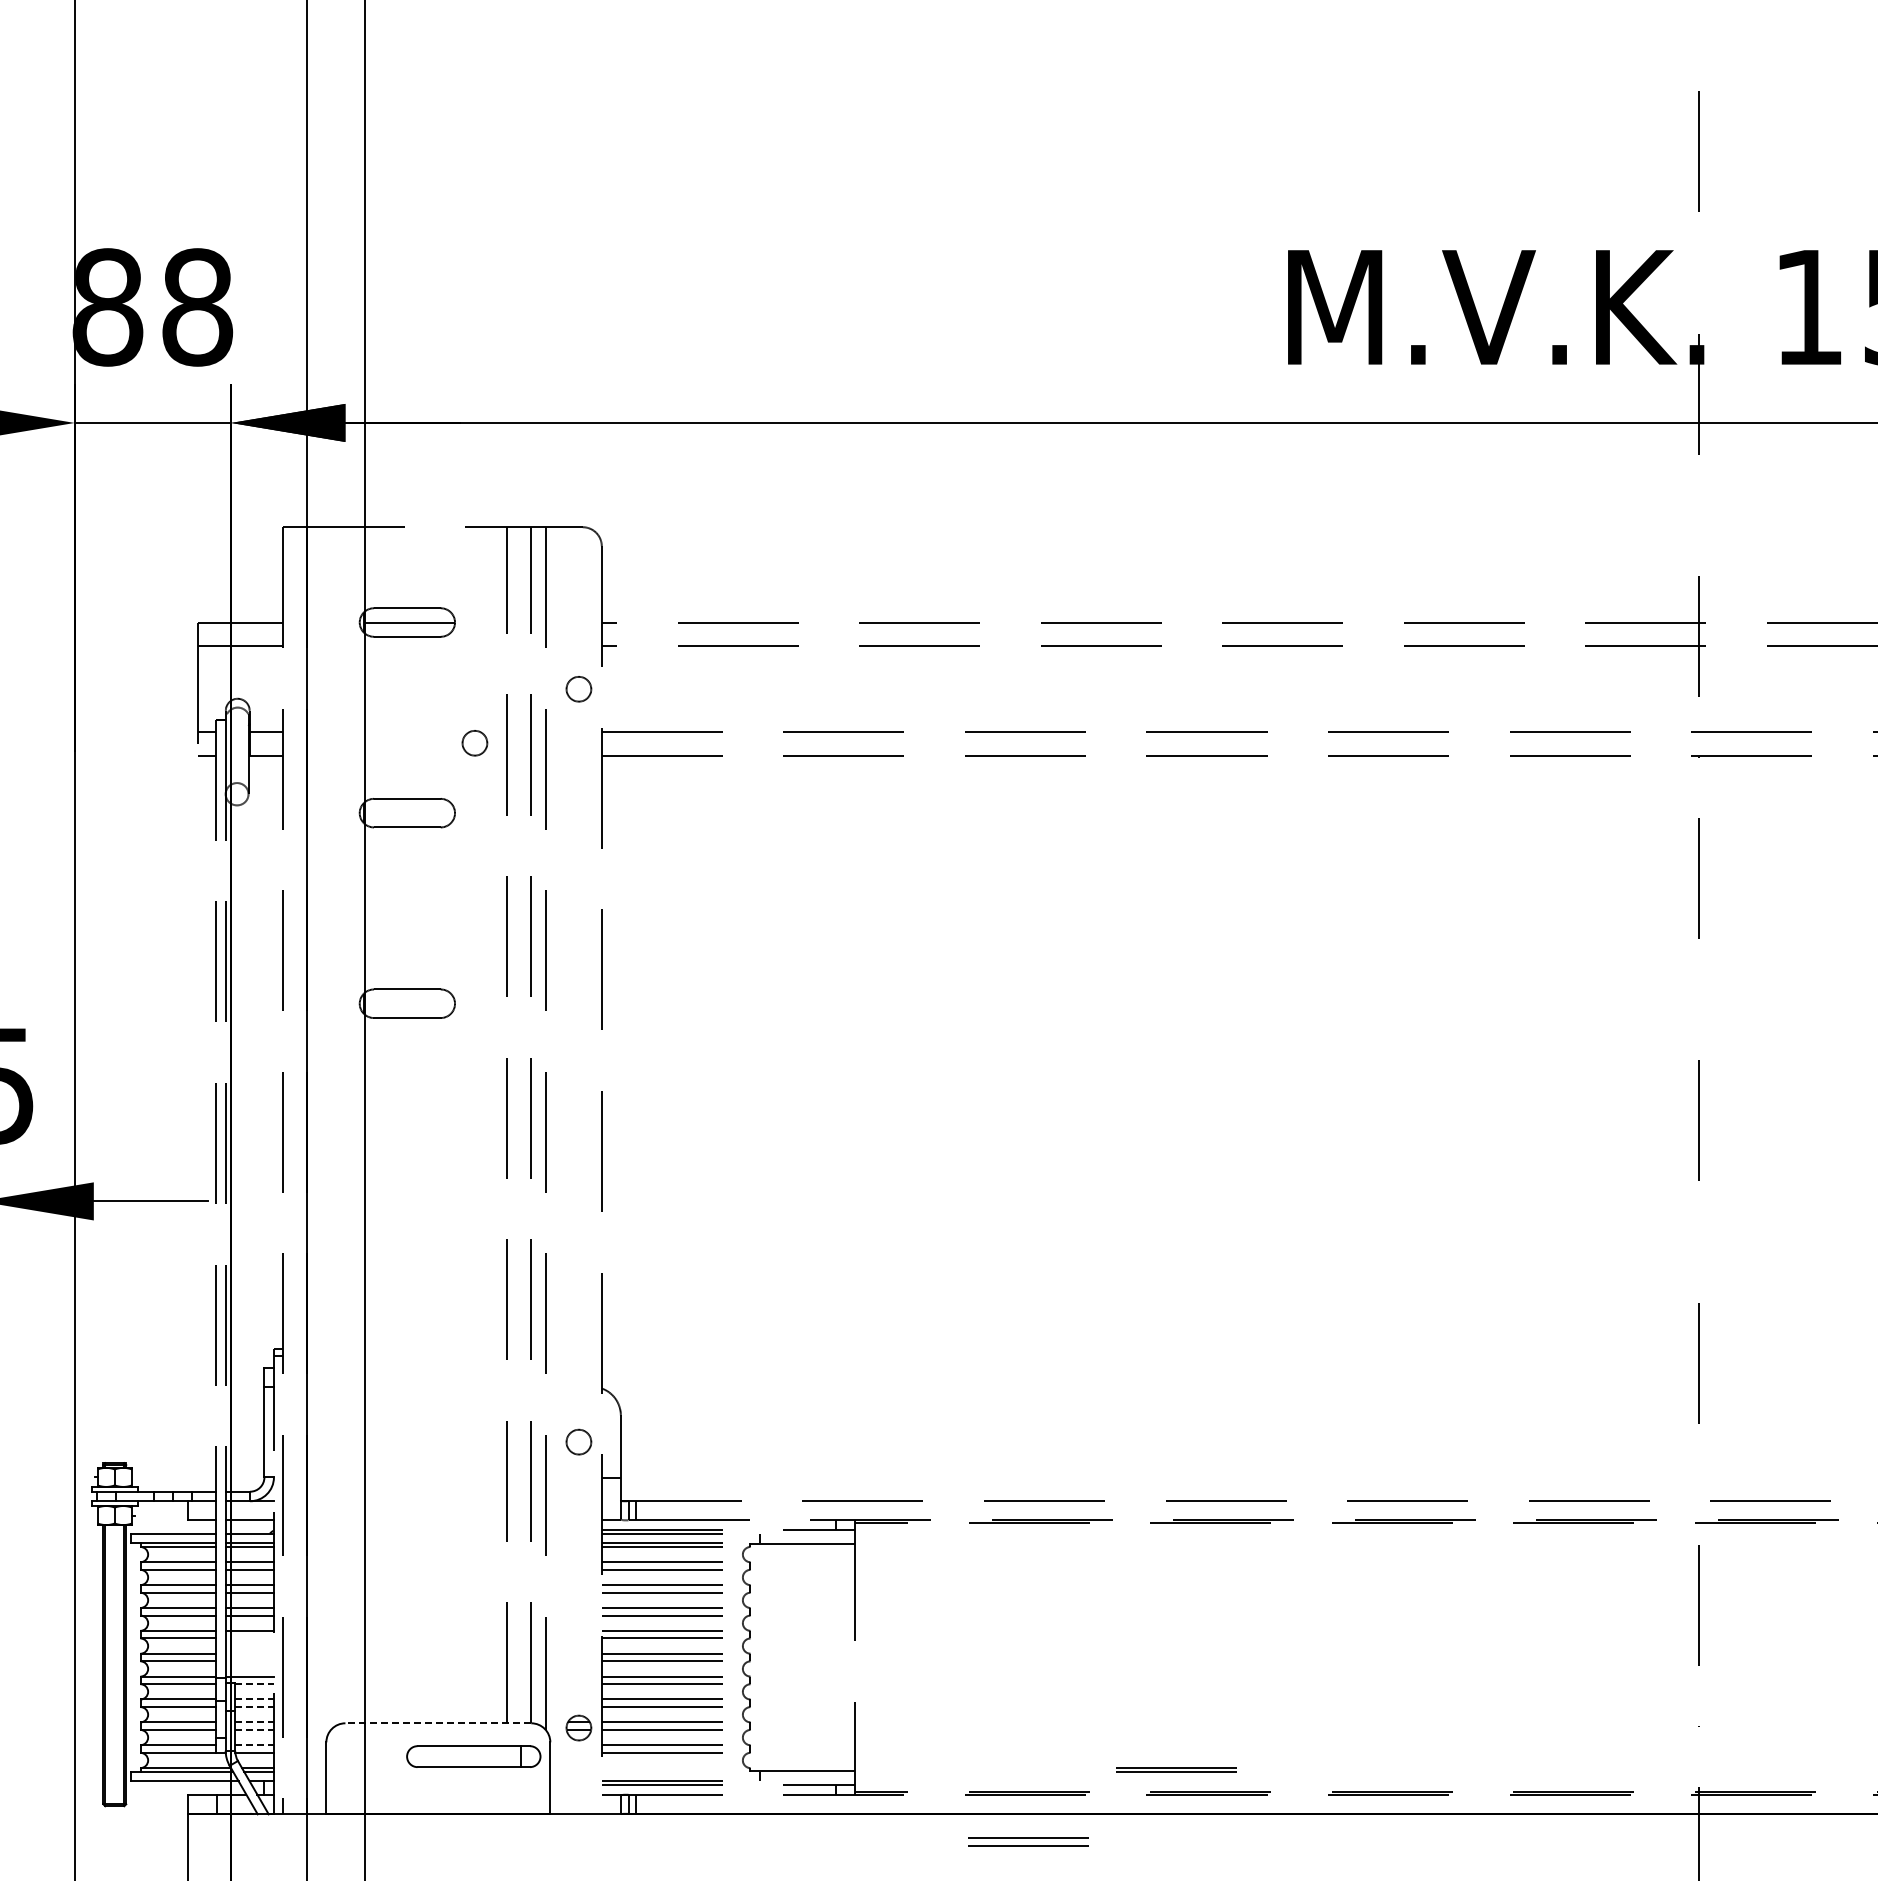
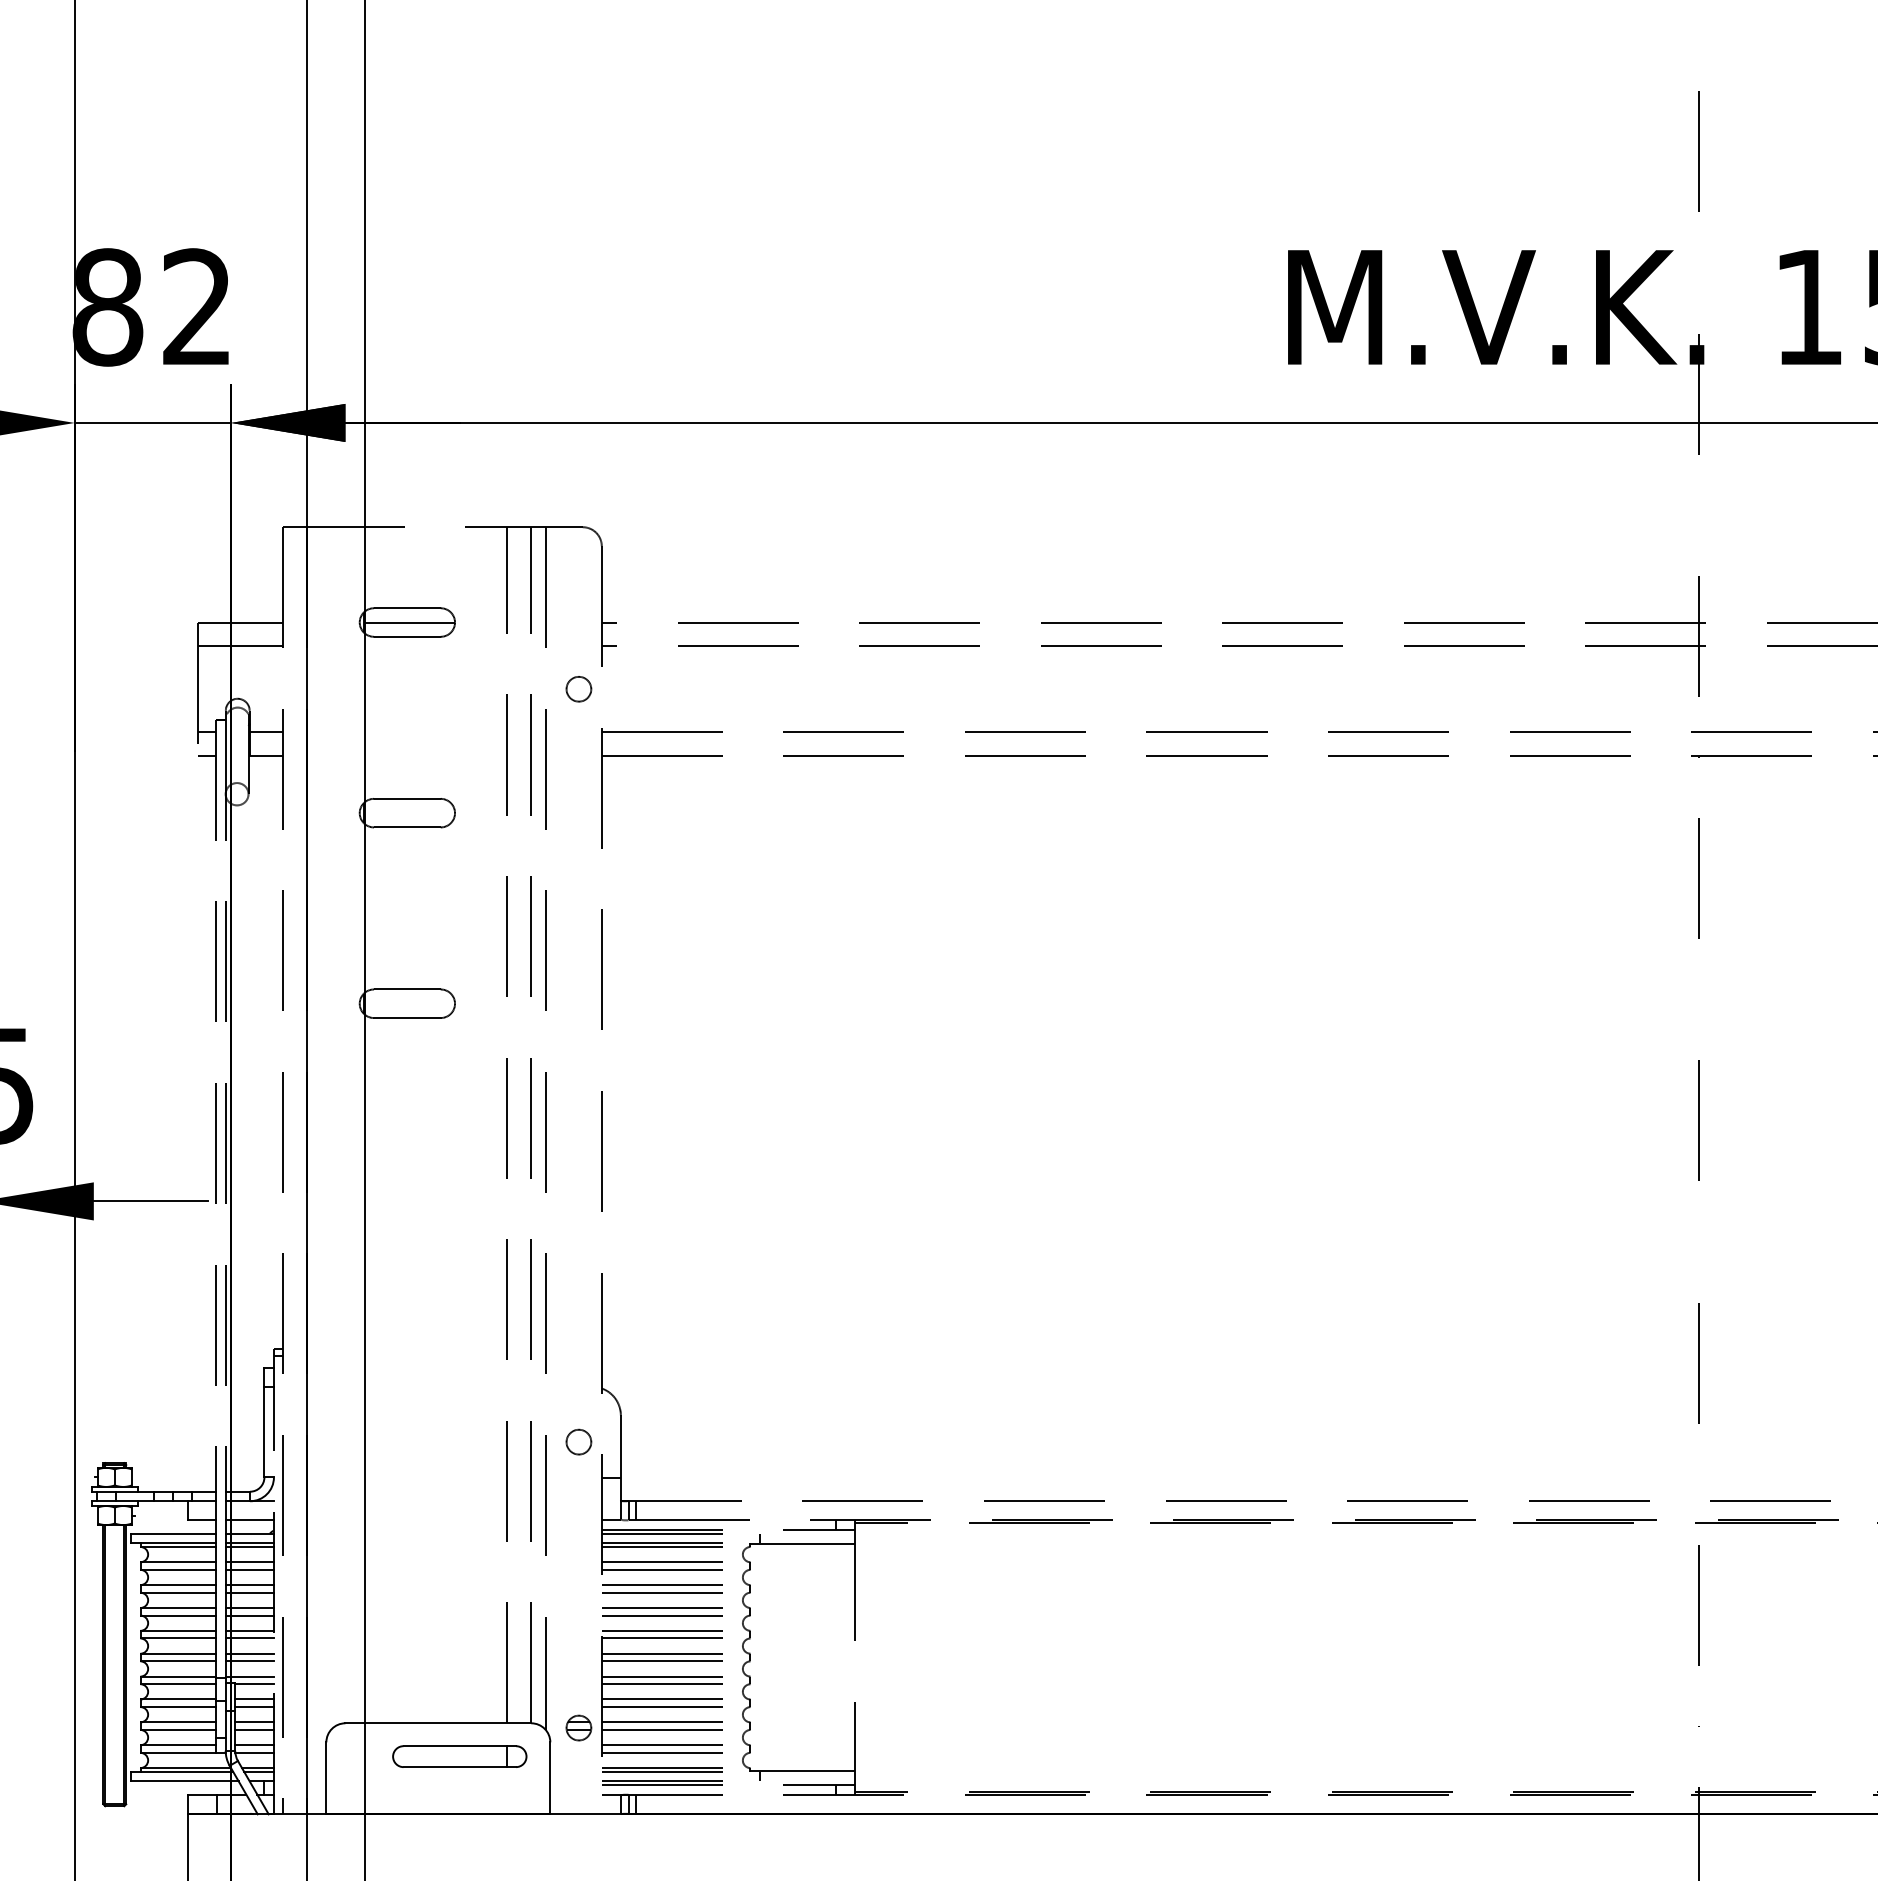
text: 88 -> 82 (197, 307)
circle: present -> none (474, 743)
line: none -> present (249, 1638)
line: none -> present (249, 1653)
line: none -> present (249, 1661)
line: dashed -> solid (255, 1684)
line: dashed -> solid (255, 1699)
line: dashed -> solid (255, 1707)
line: dashed -> solid (255, 1722)
line: dashed -> solid (438, 1723)
line: dashed -> solid (255, 1729)
line: dashed -> solid (255, 1745)
part position: (473, 1756) -> (459, 1756) (459, 1756)
part position: (1176, 1769) -> (662, 1769) (662, 1769)
part: present -> none (1028, 1841)
